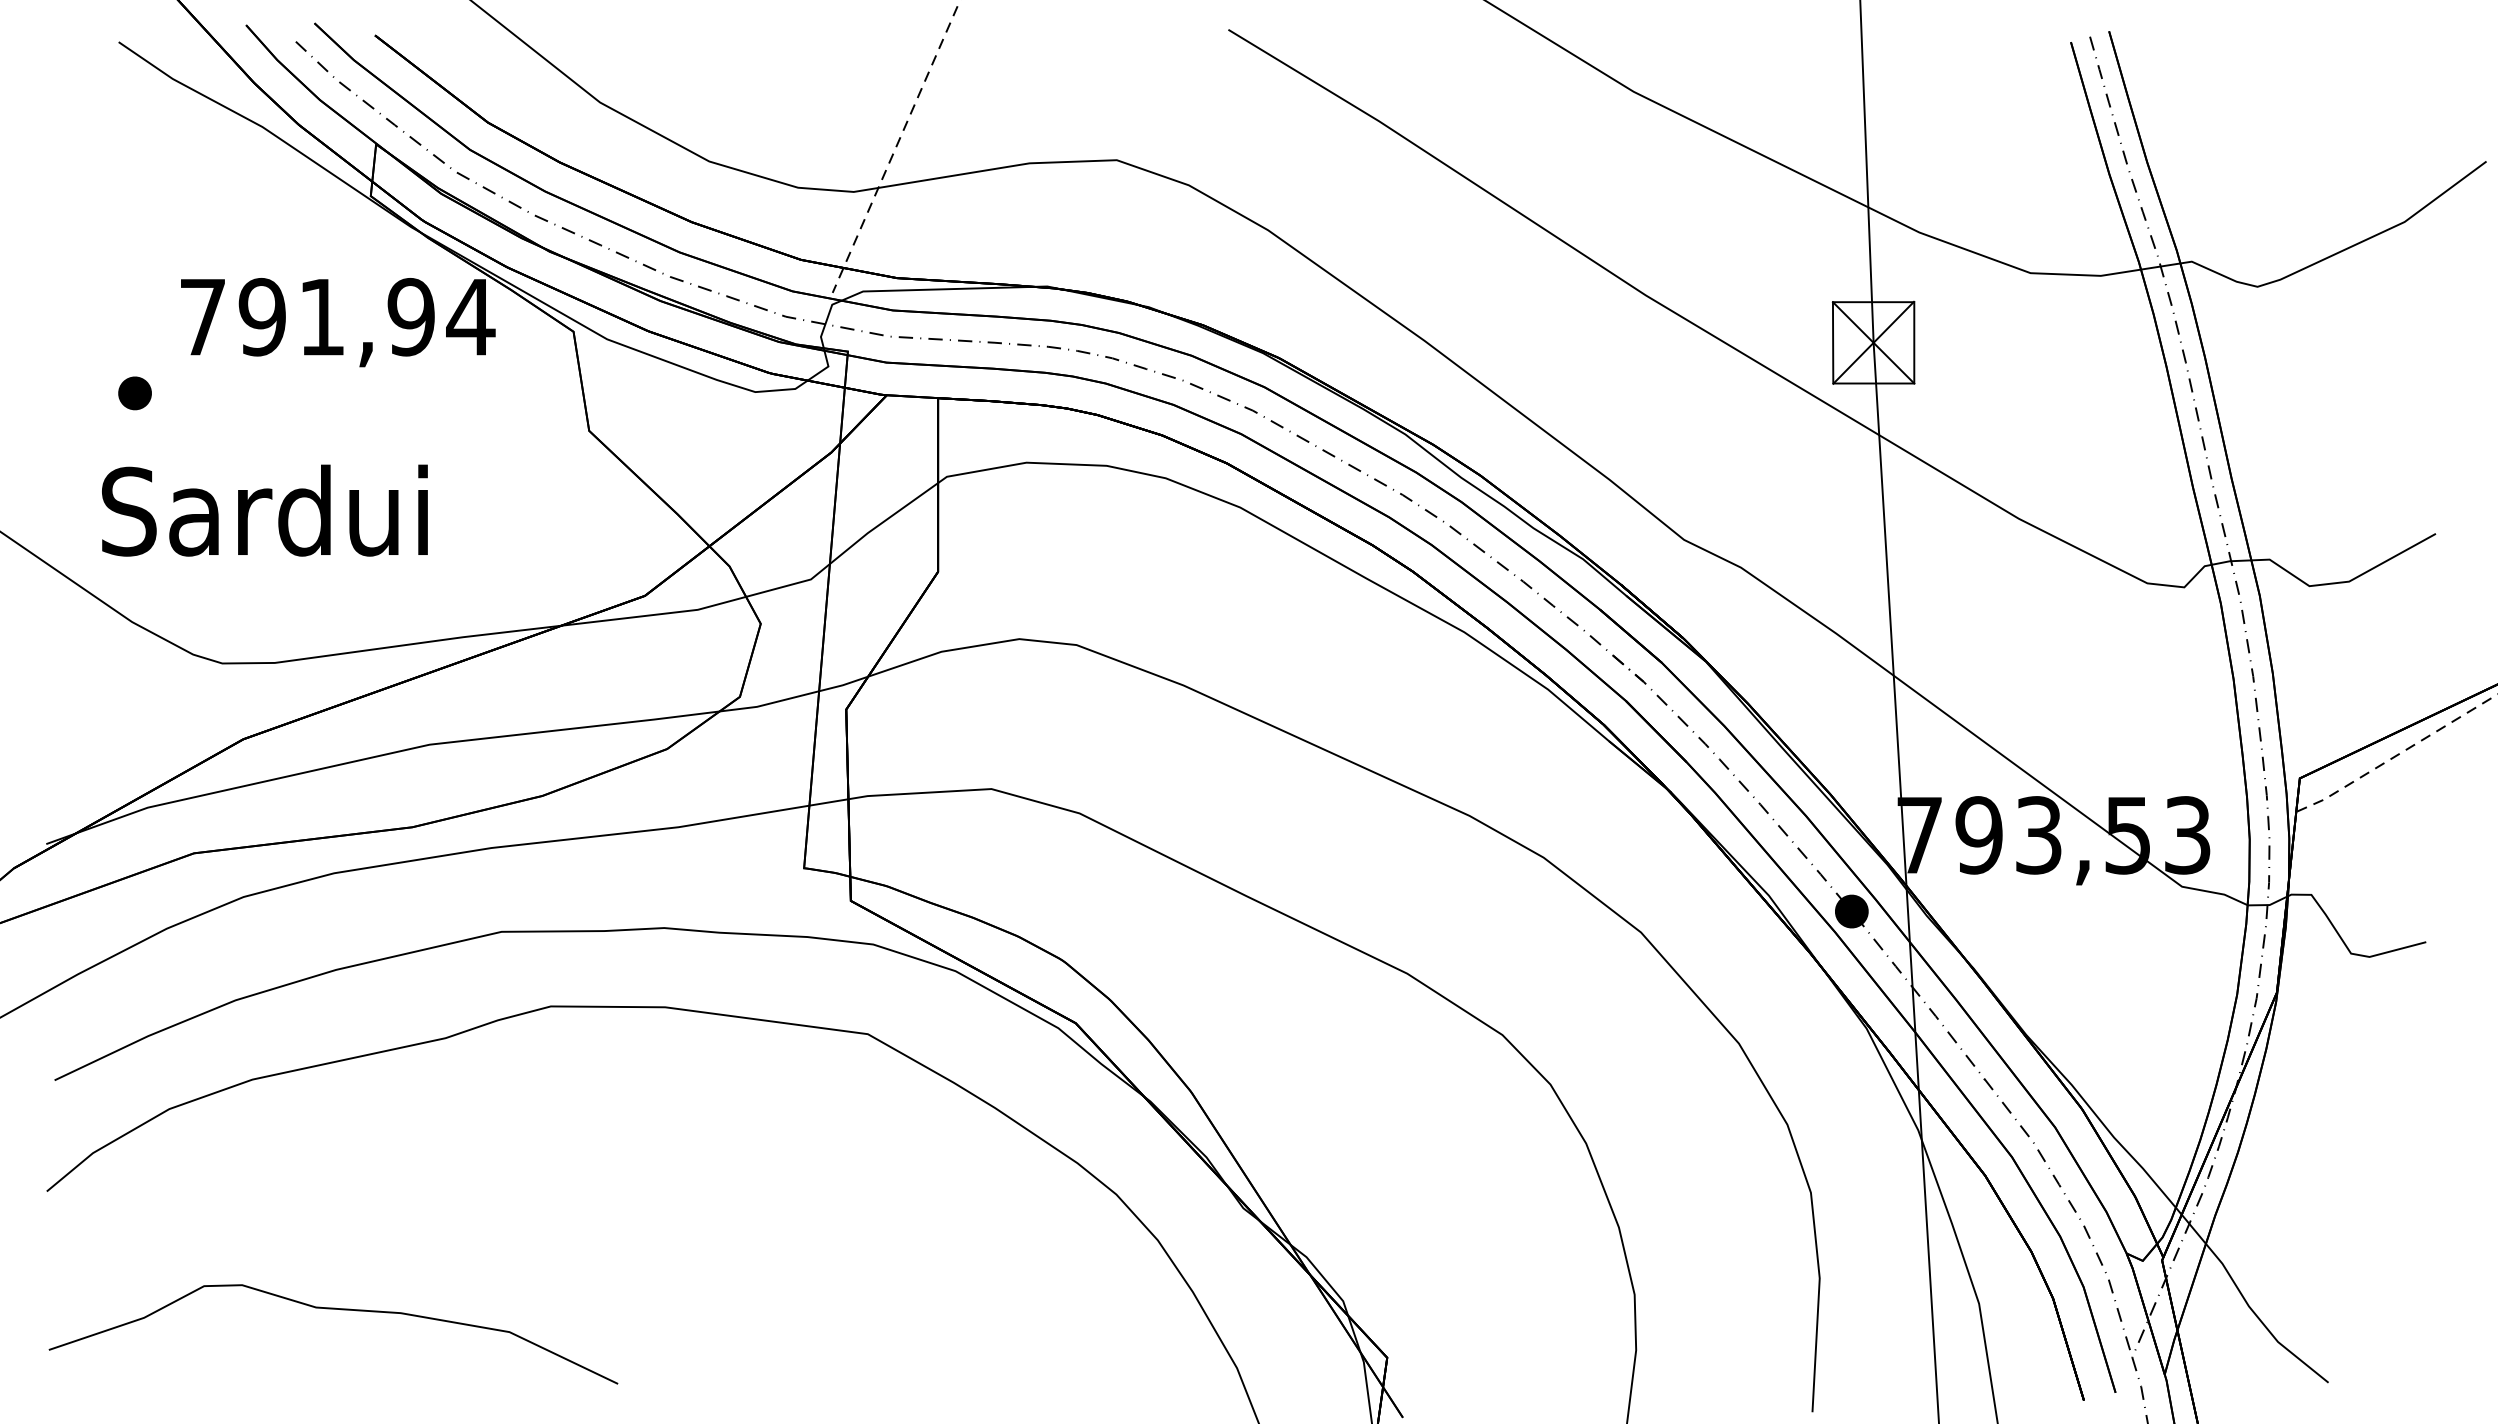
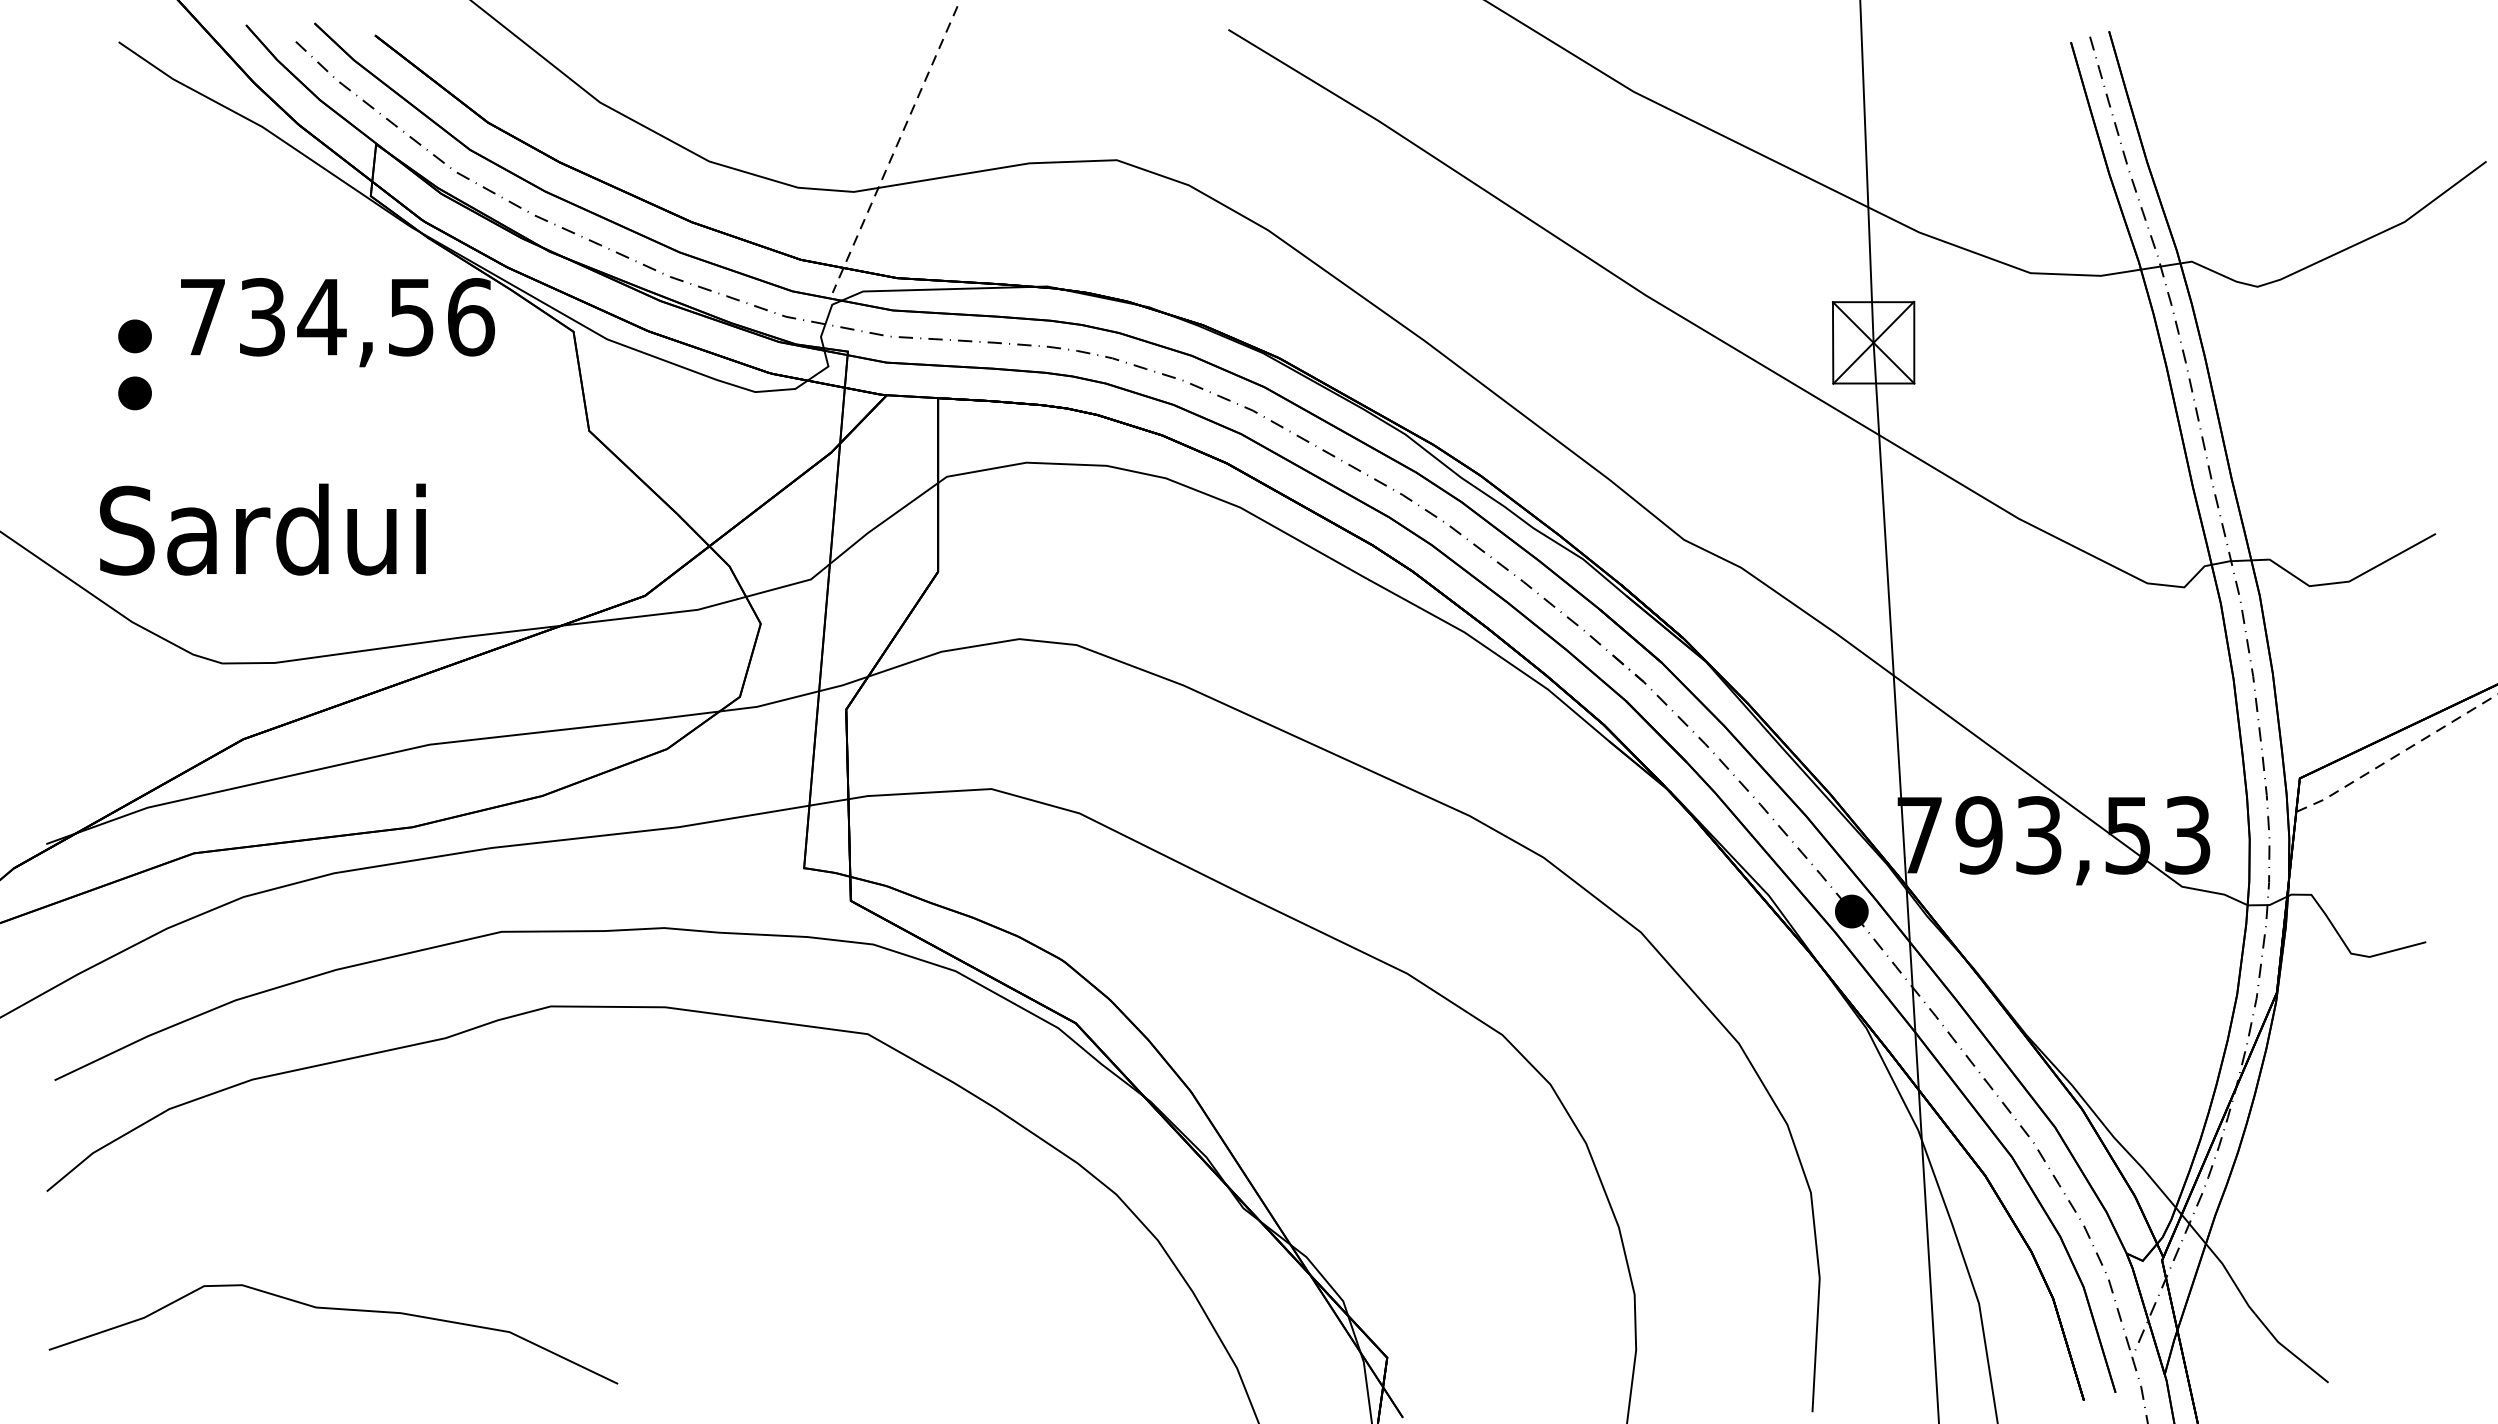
text: 791,94 -> 734,56 (366, 317)
part: none -> present (134, 336)
text position: (264, 510) -> (262, 529) (262, 529)
